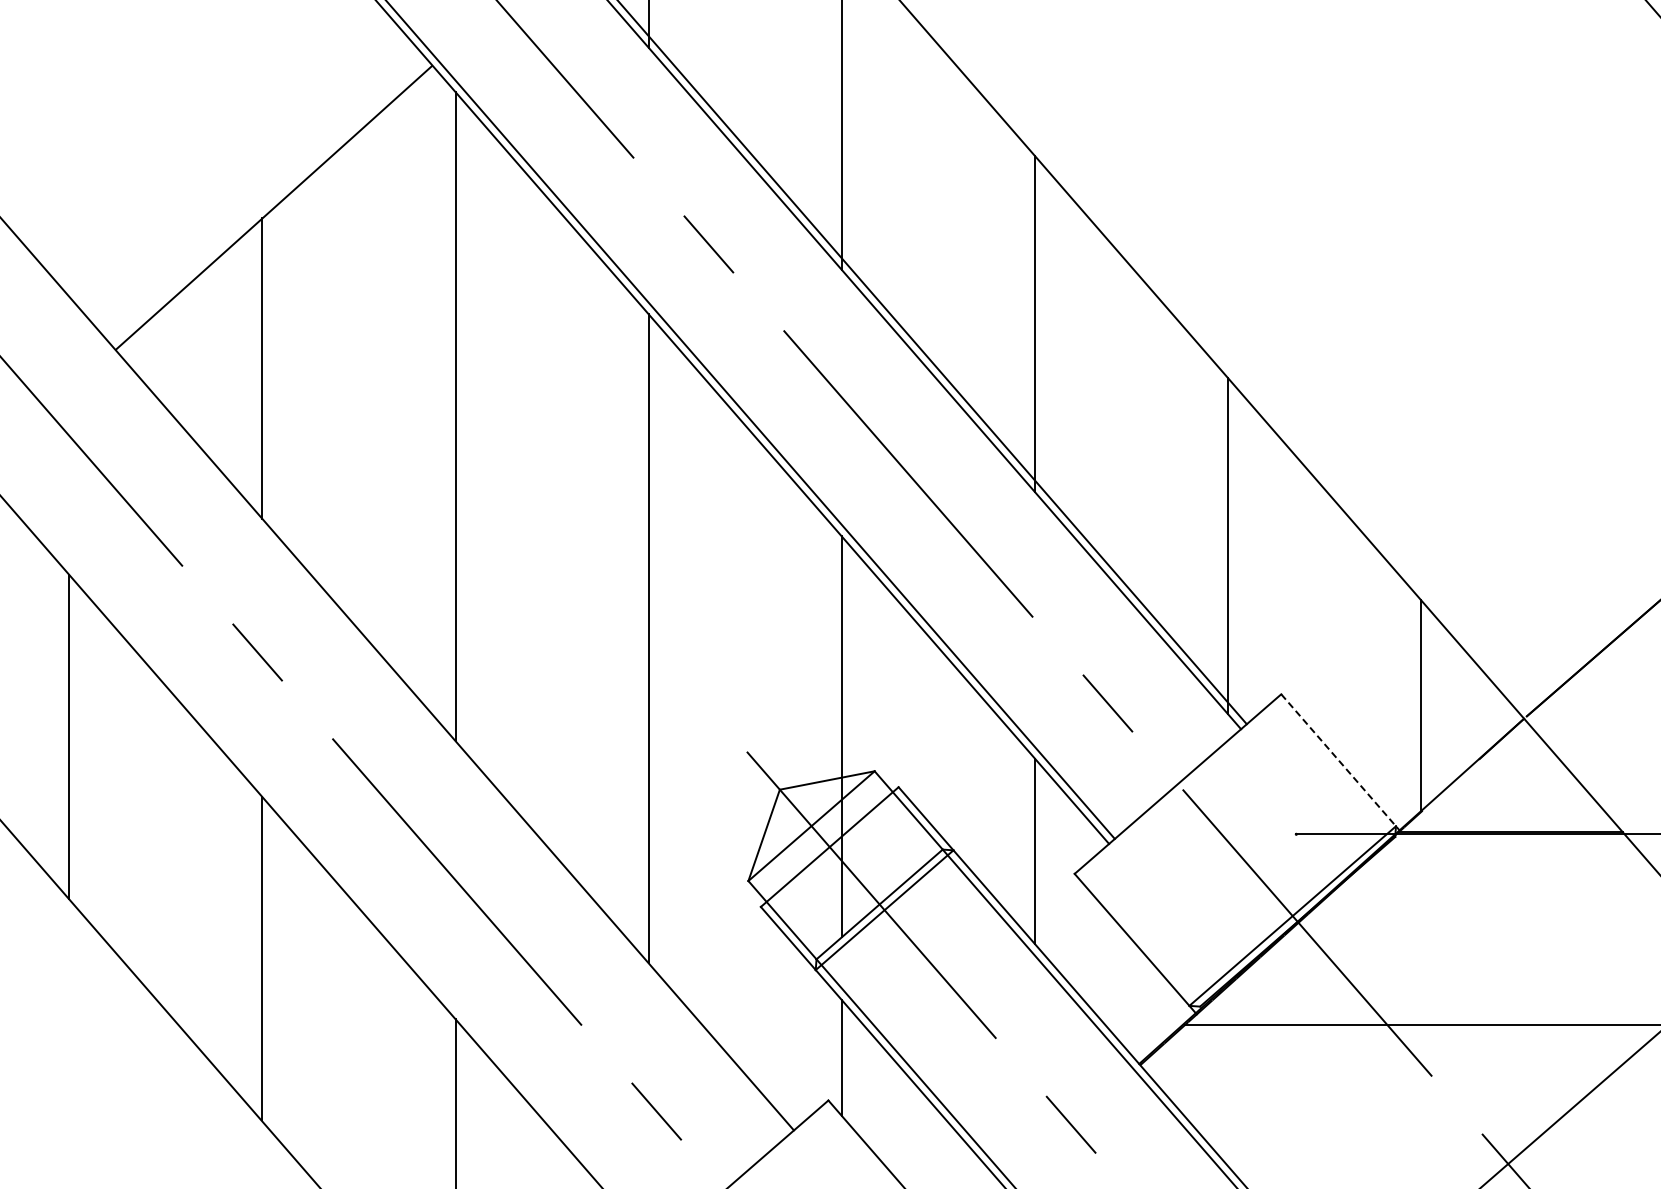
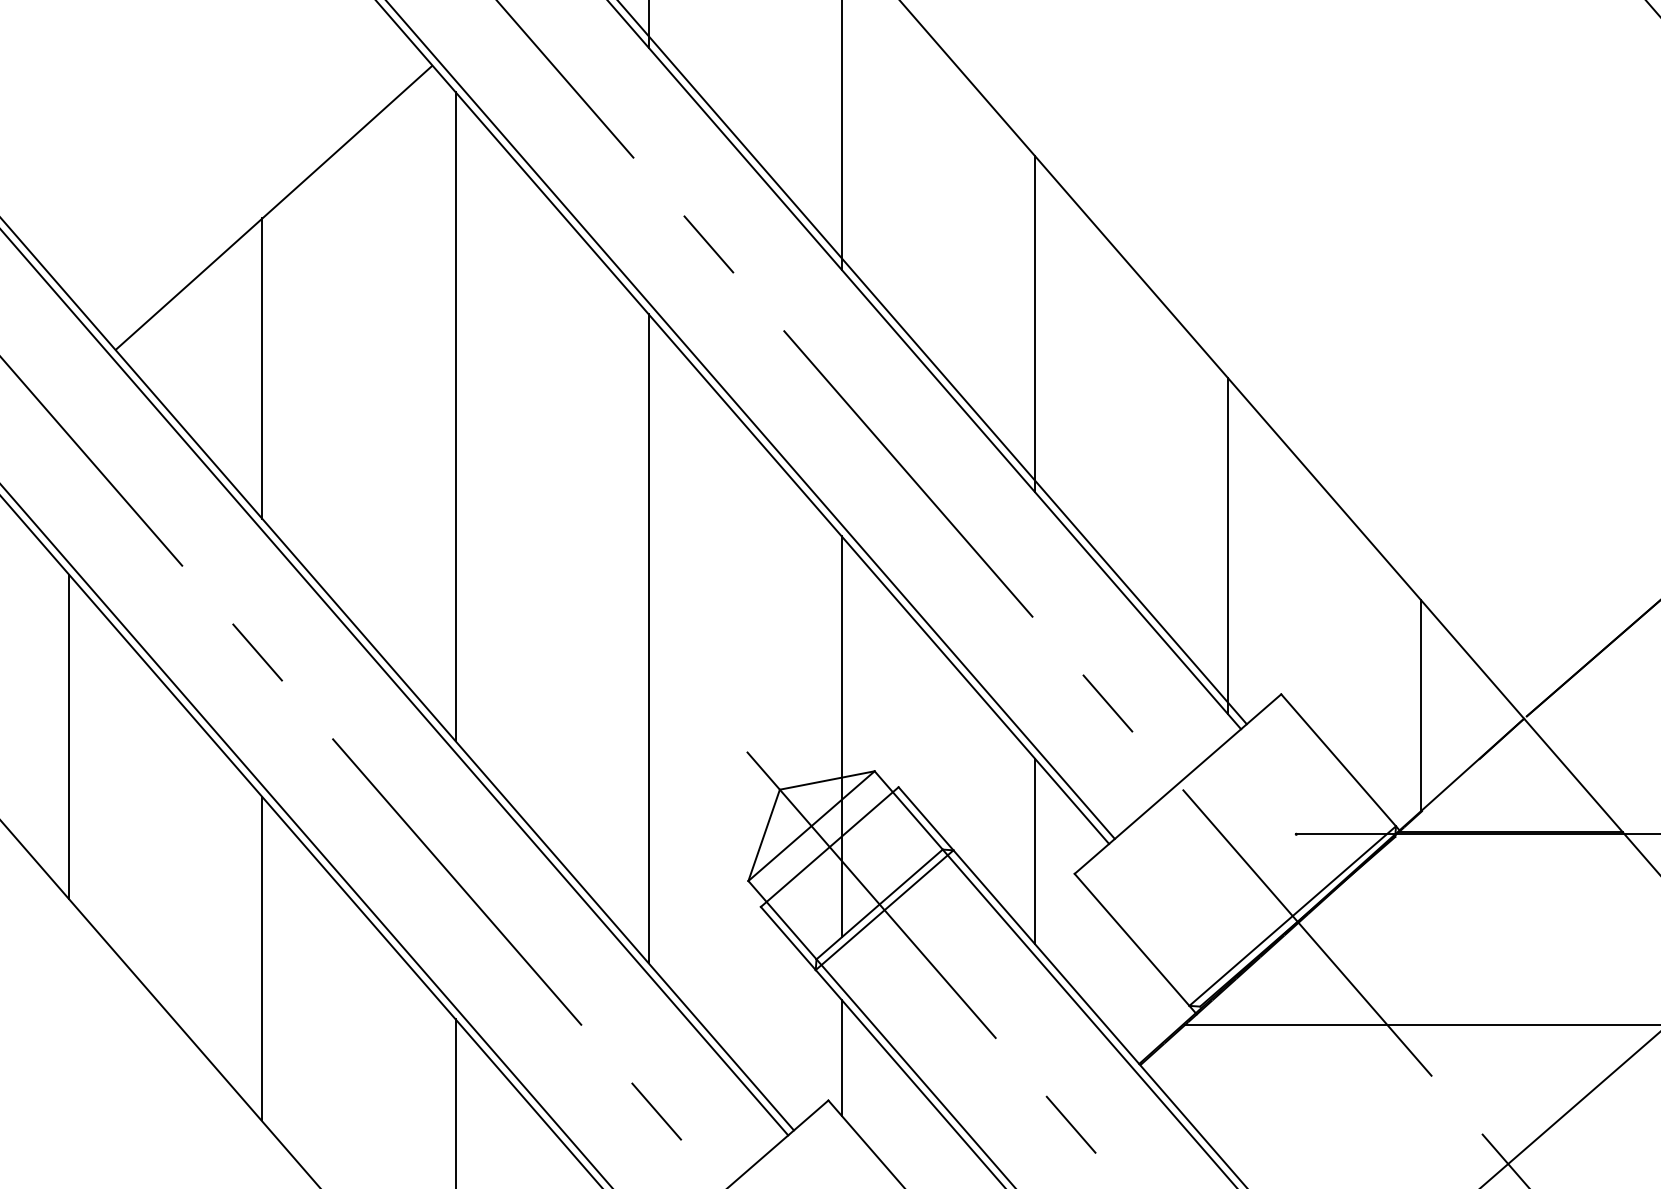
line: none -> present (395, 683)
line: dashed -> solid (1340, 762)
line: none -> present (306, 835)
